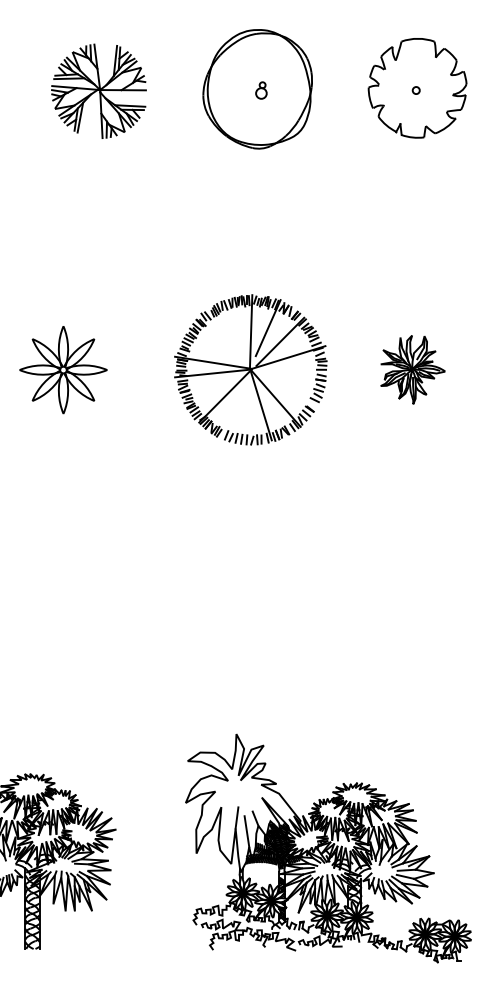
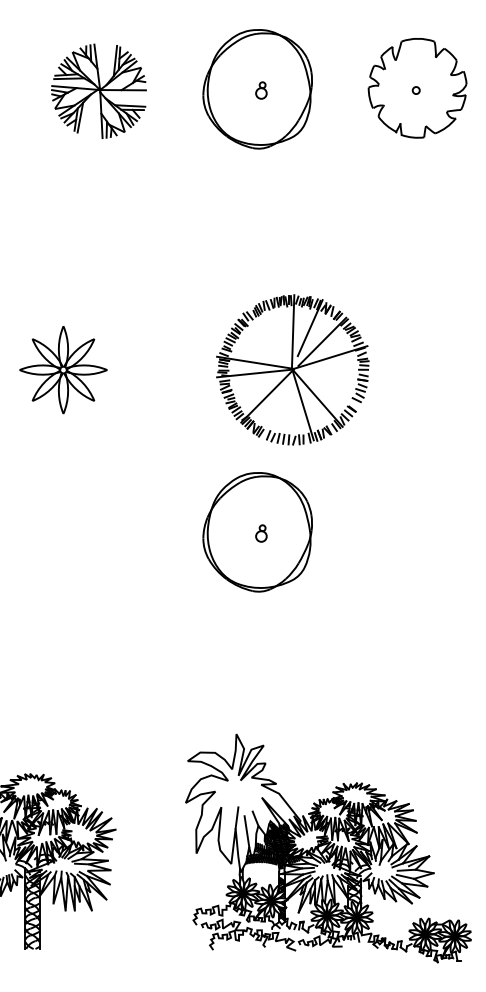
part position: (250, 369) -> (292, 369) (292, 369)
part: present -> none (412, 369)
part: none -> present (257, 532)
